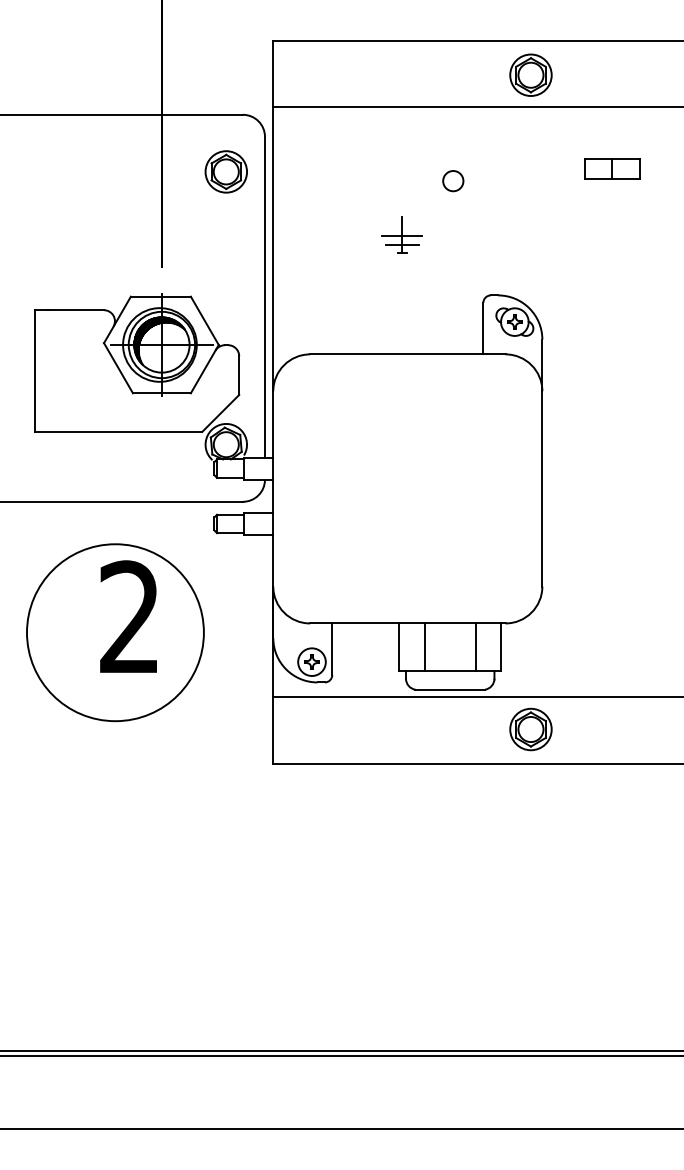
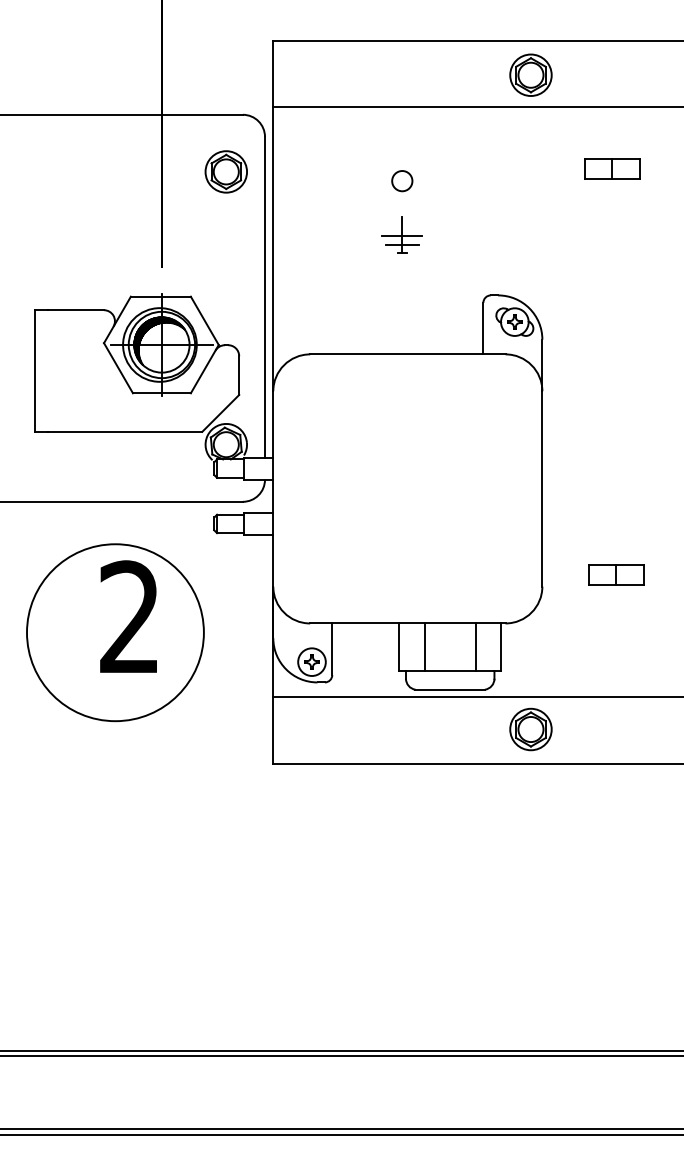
circle position: (453, 181) -> (402, 181) (402, 181)
part: none -> present (616, 574)
line: none -> present (341, 1134)
